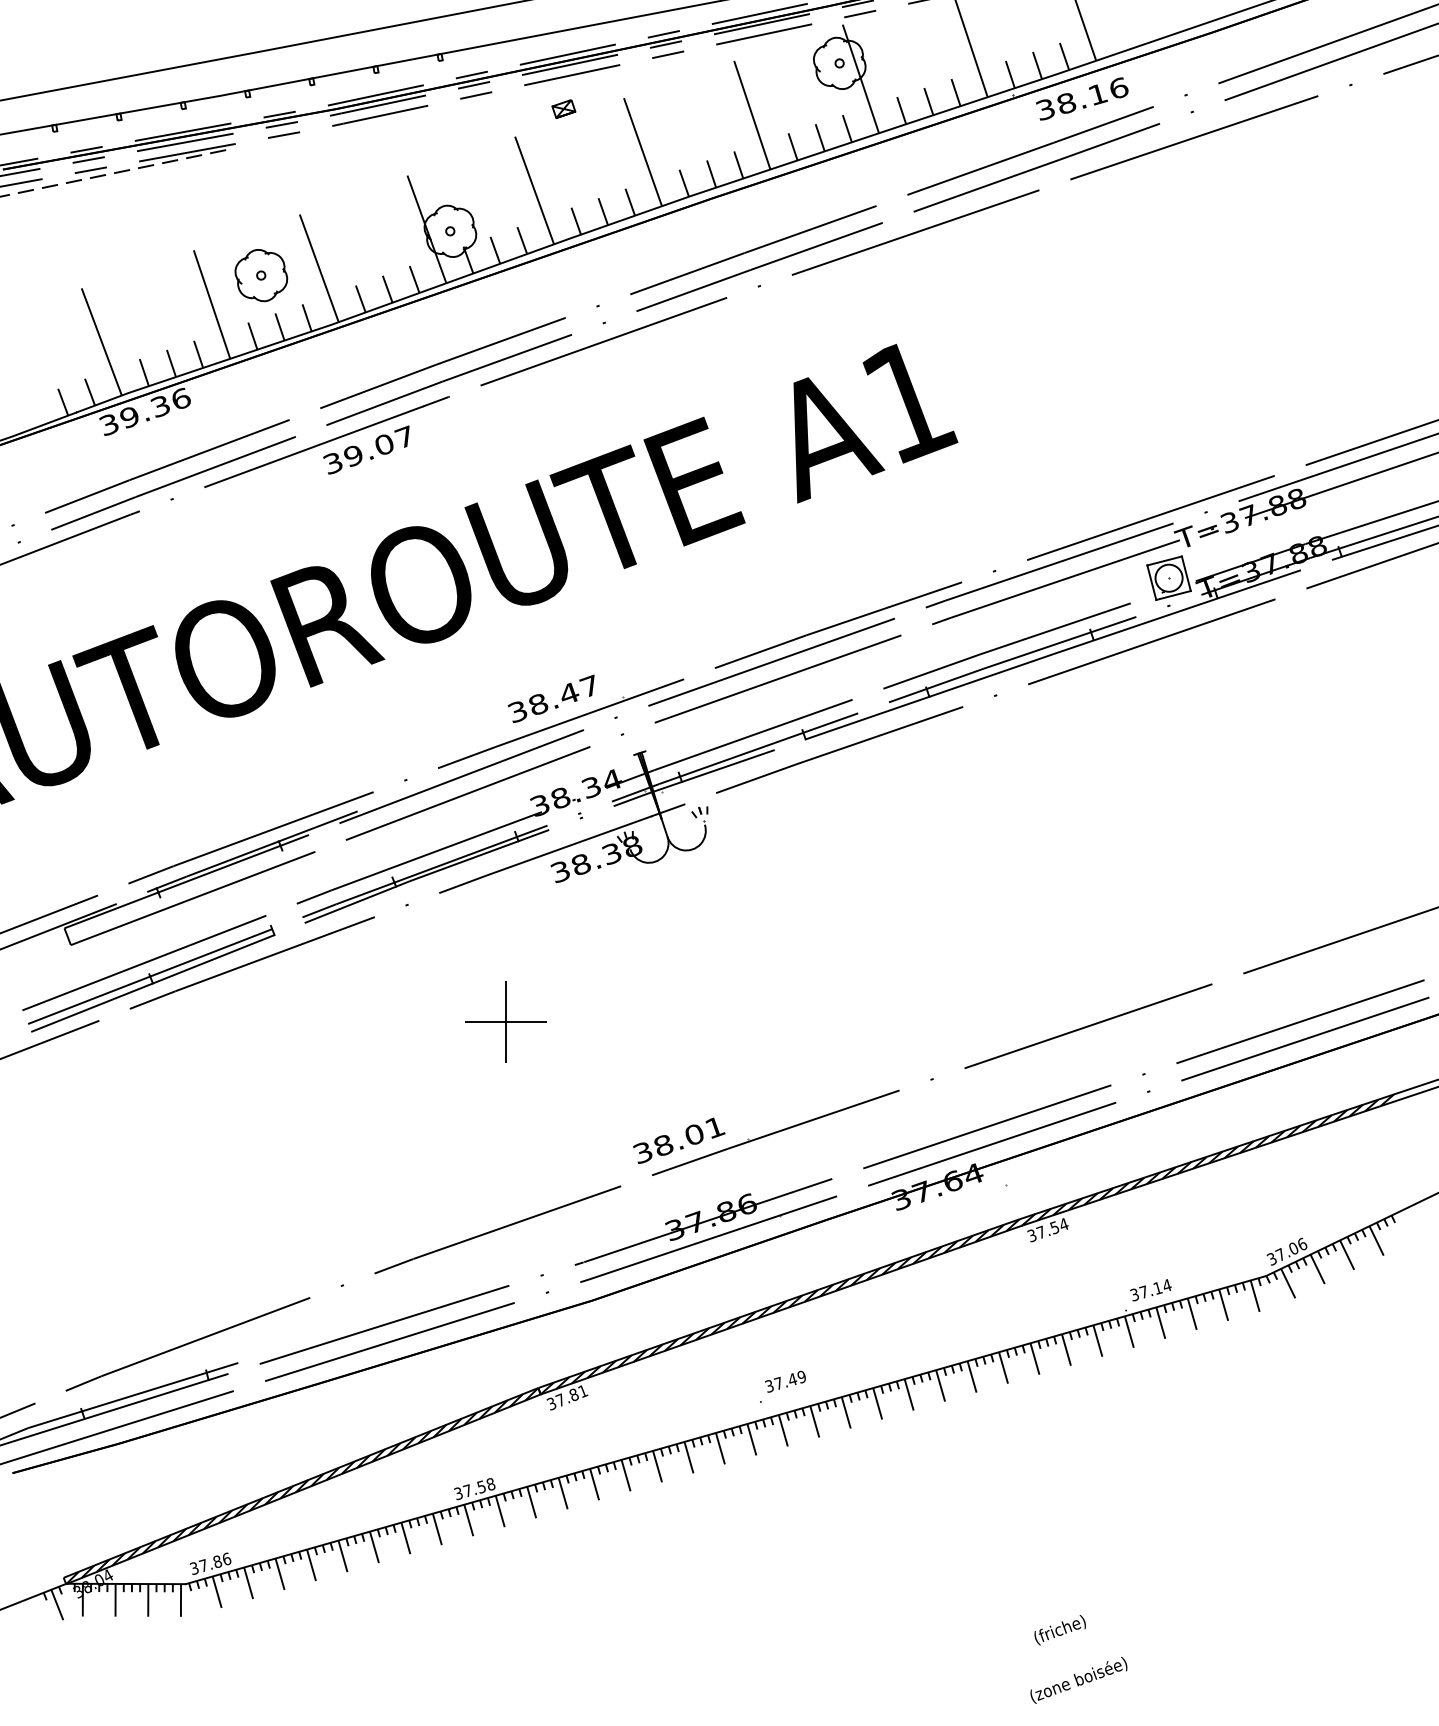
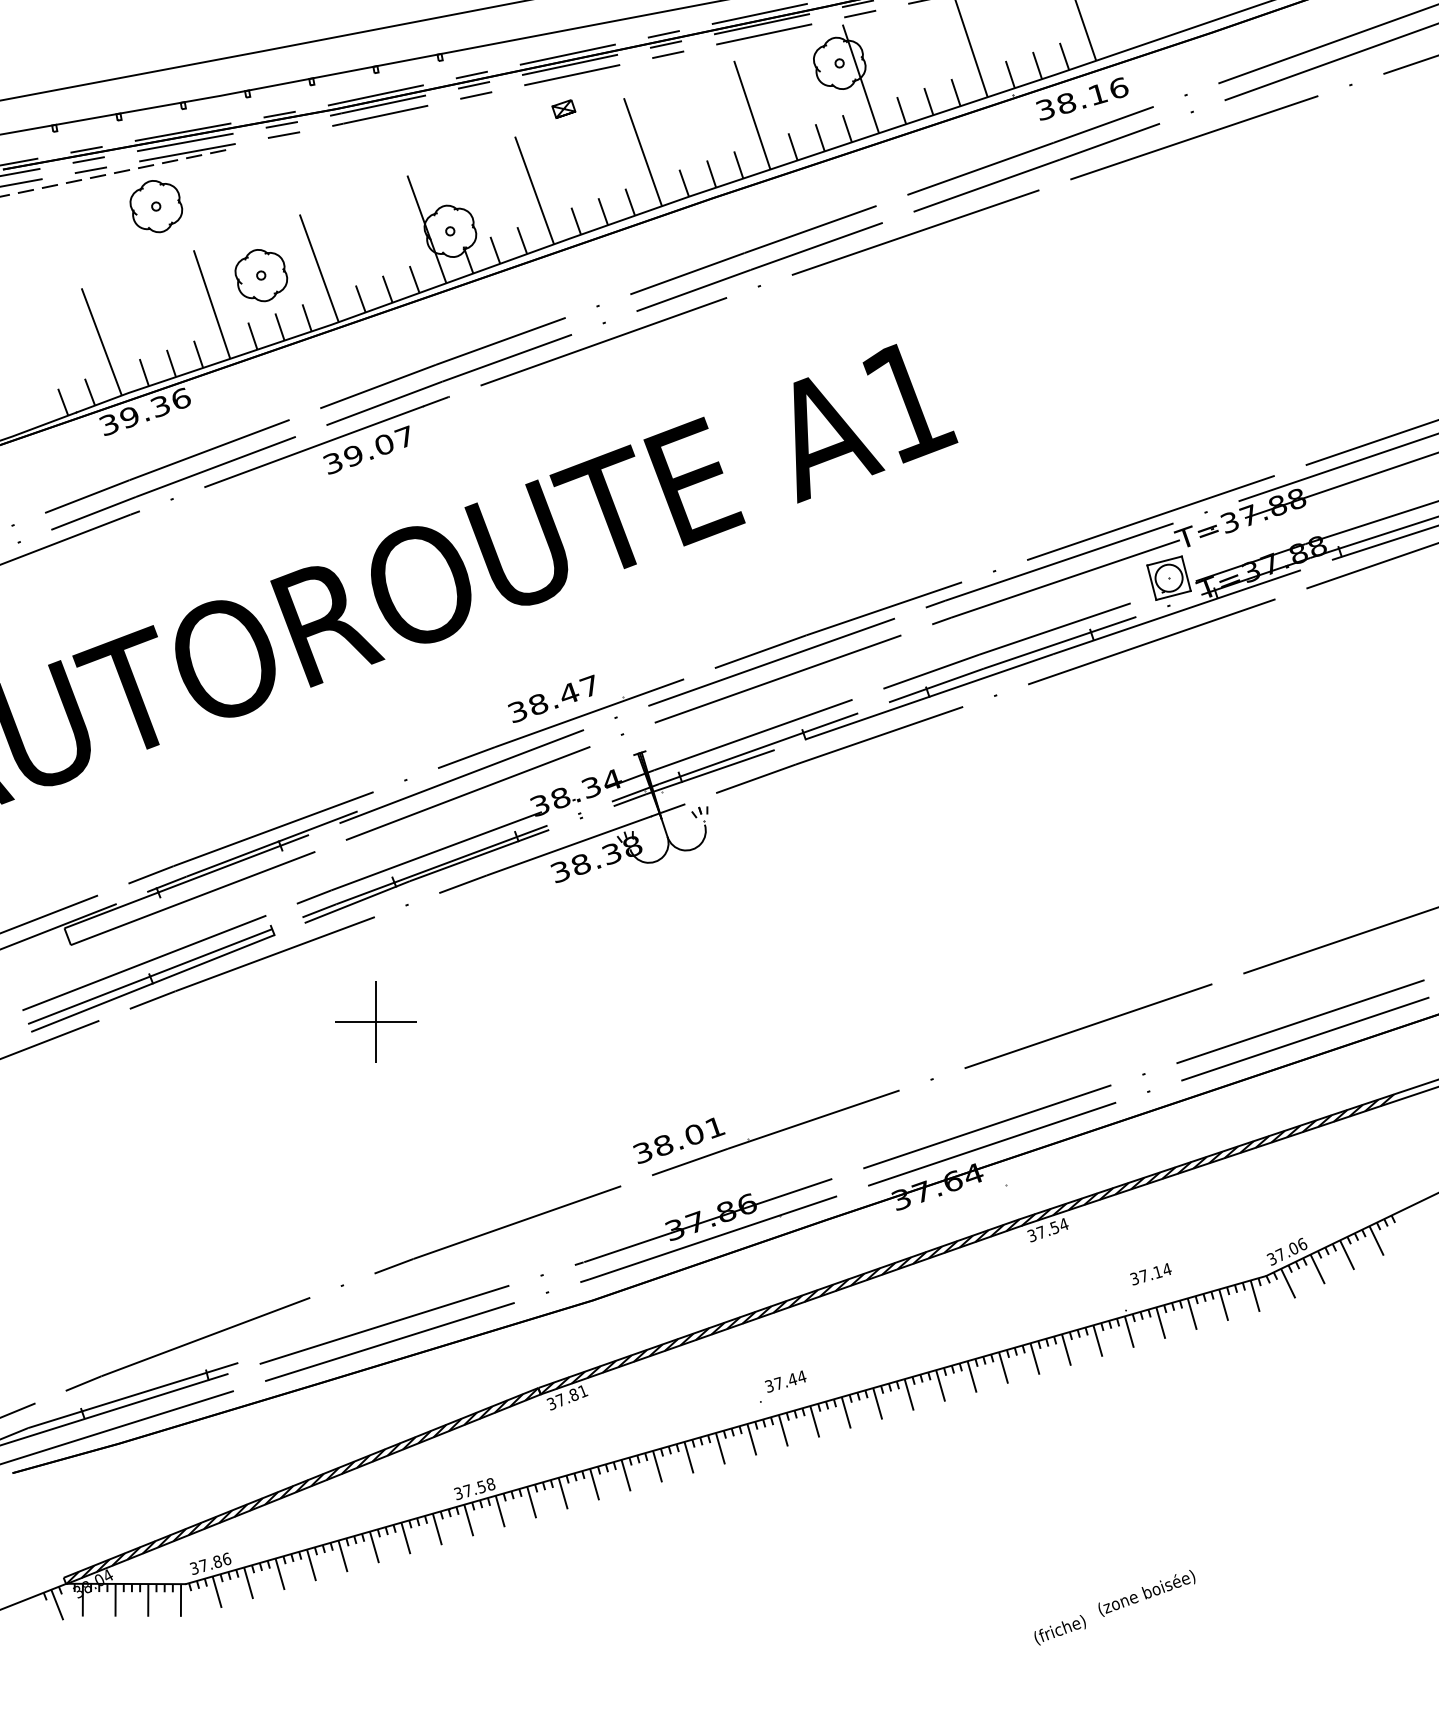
part: none -> present (156, 206)
part position: (505, 1021) -> (375, 1021) (375, 1021)
text position: (1150, 1290) -> (1150, 1274) (1150, 1274)
text: 37.49 -> 37.44 (801, 1376)
text position: (1078, 1680) -> (1146, 1593) (1146, 1593)
